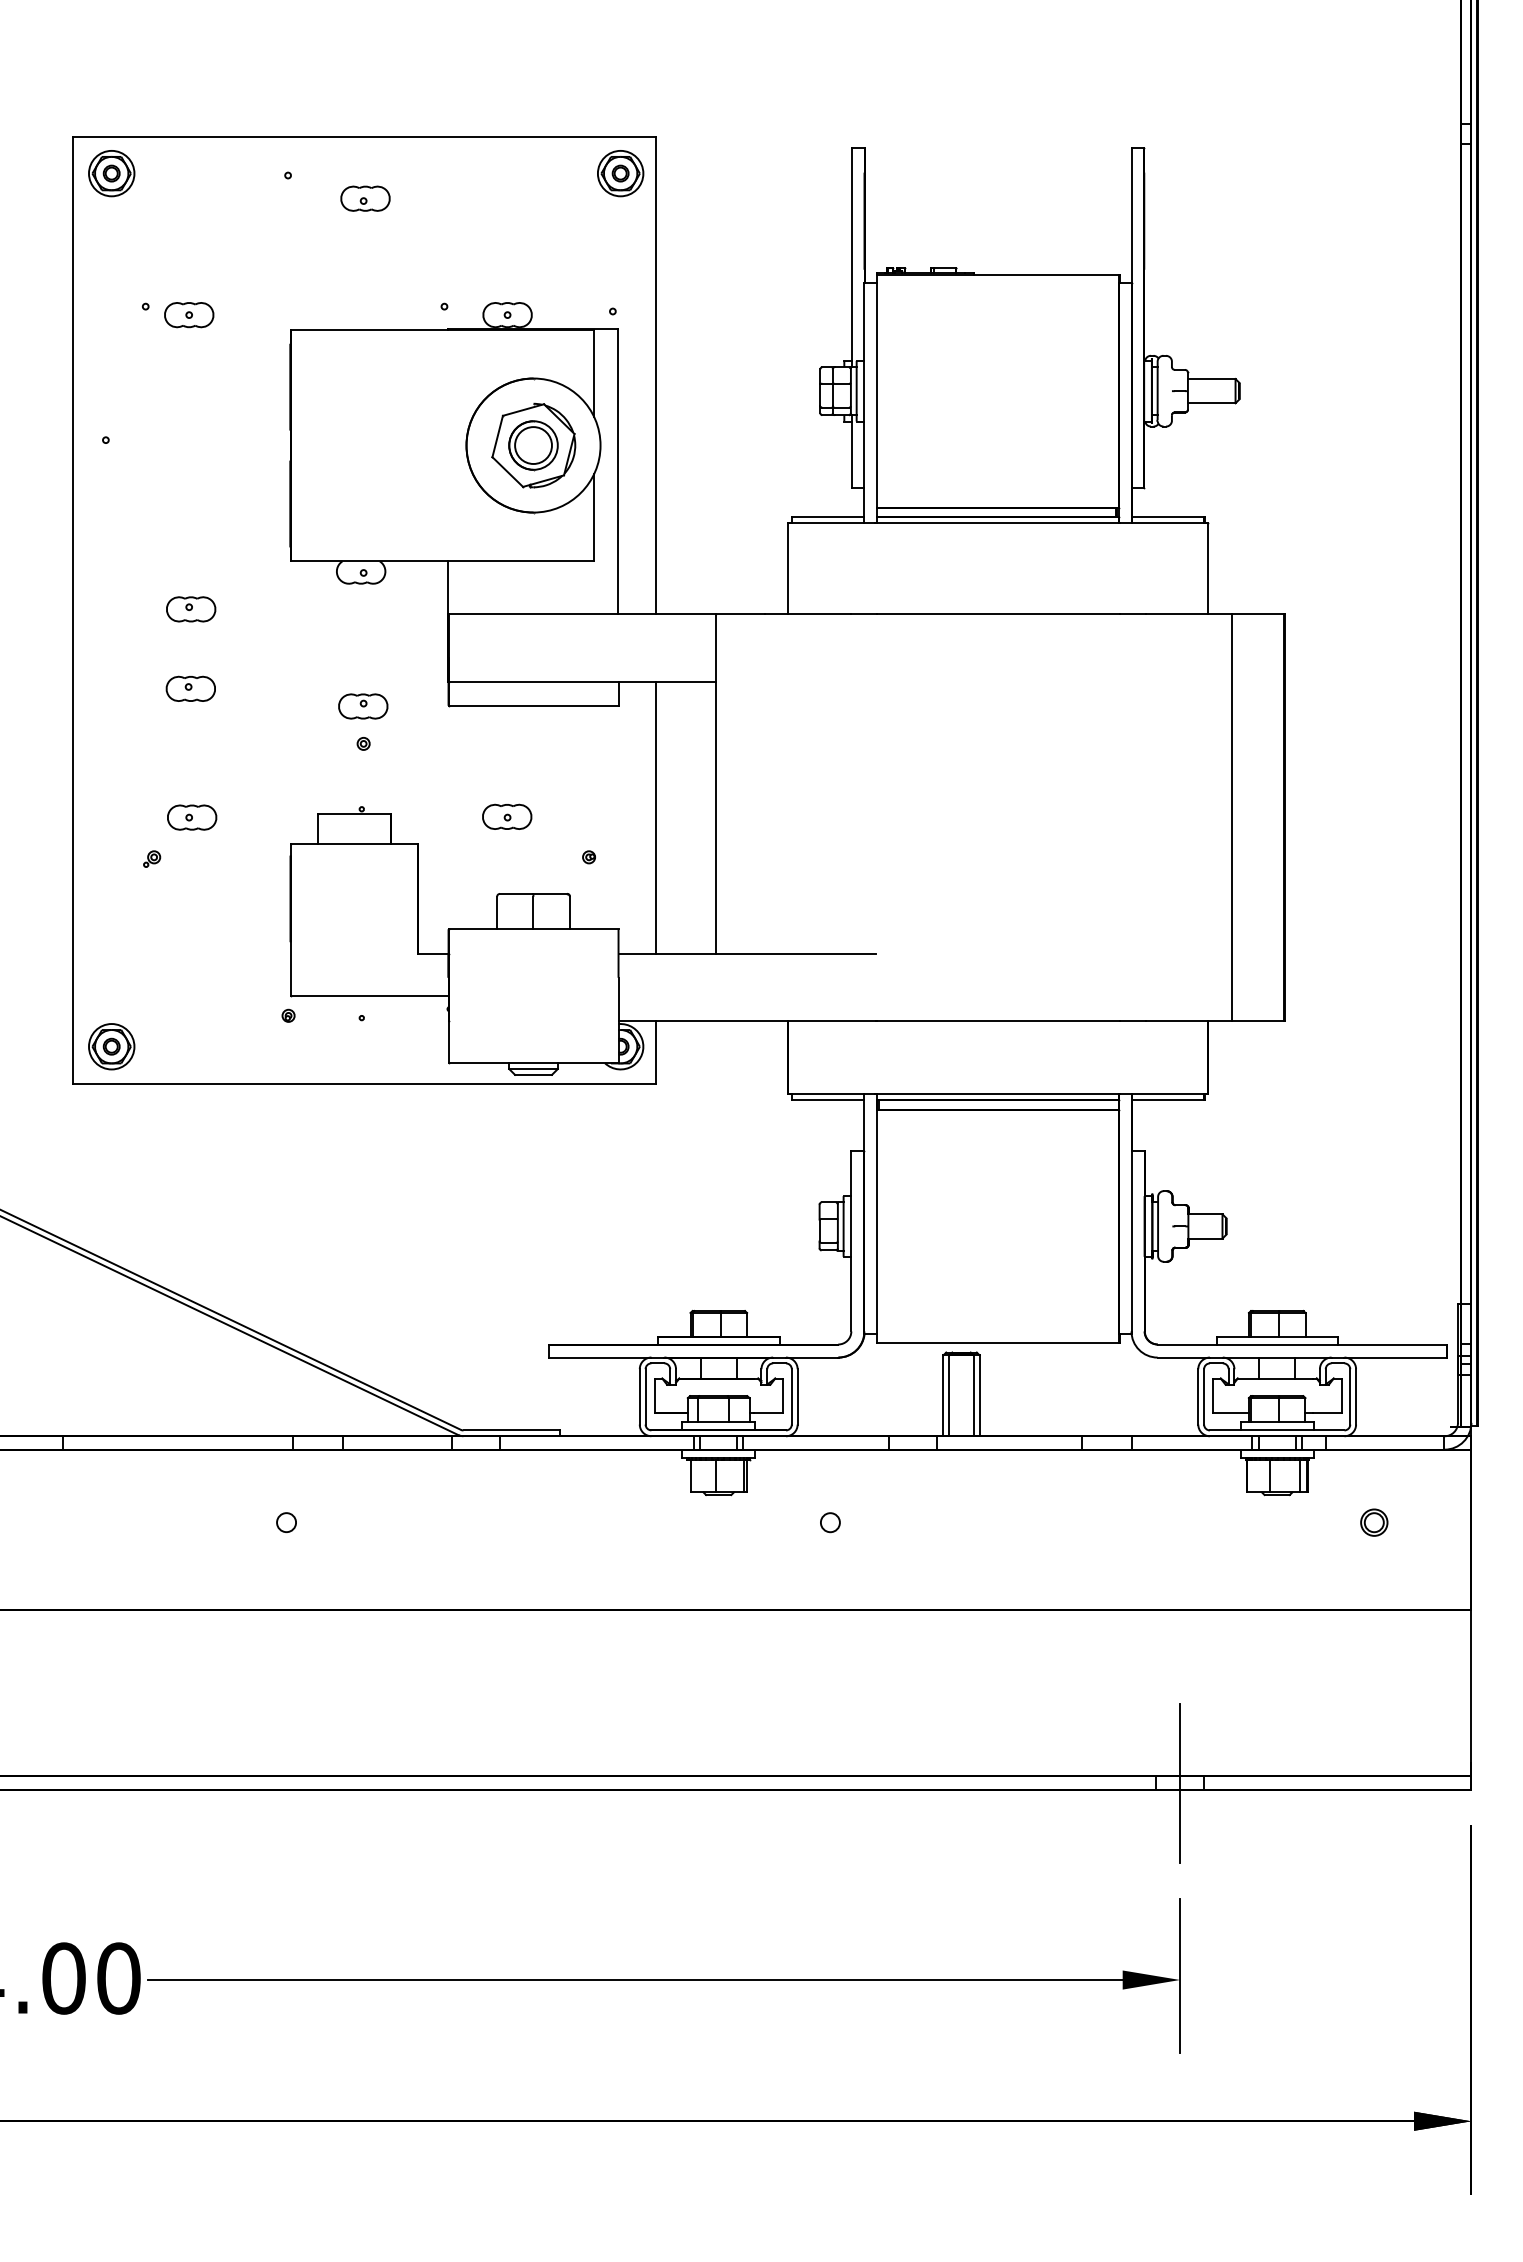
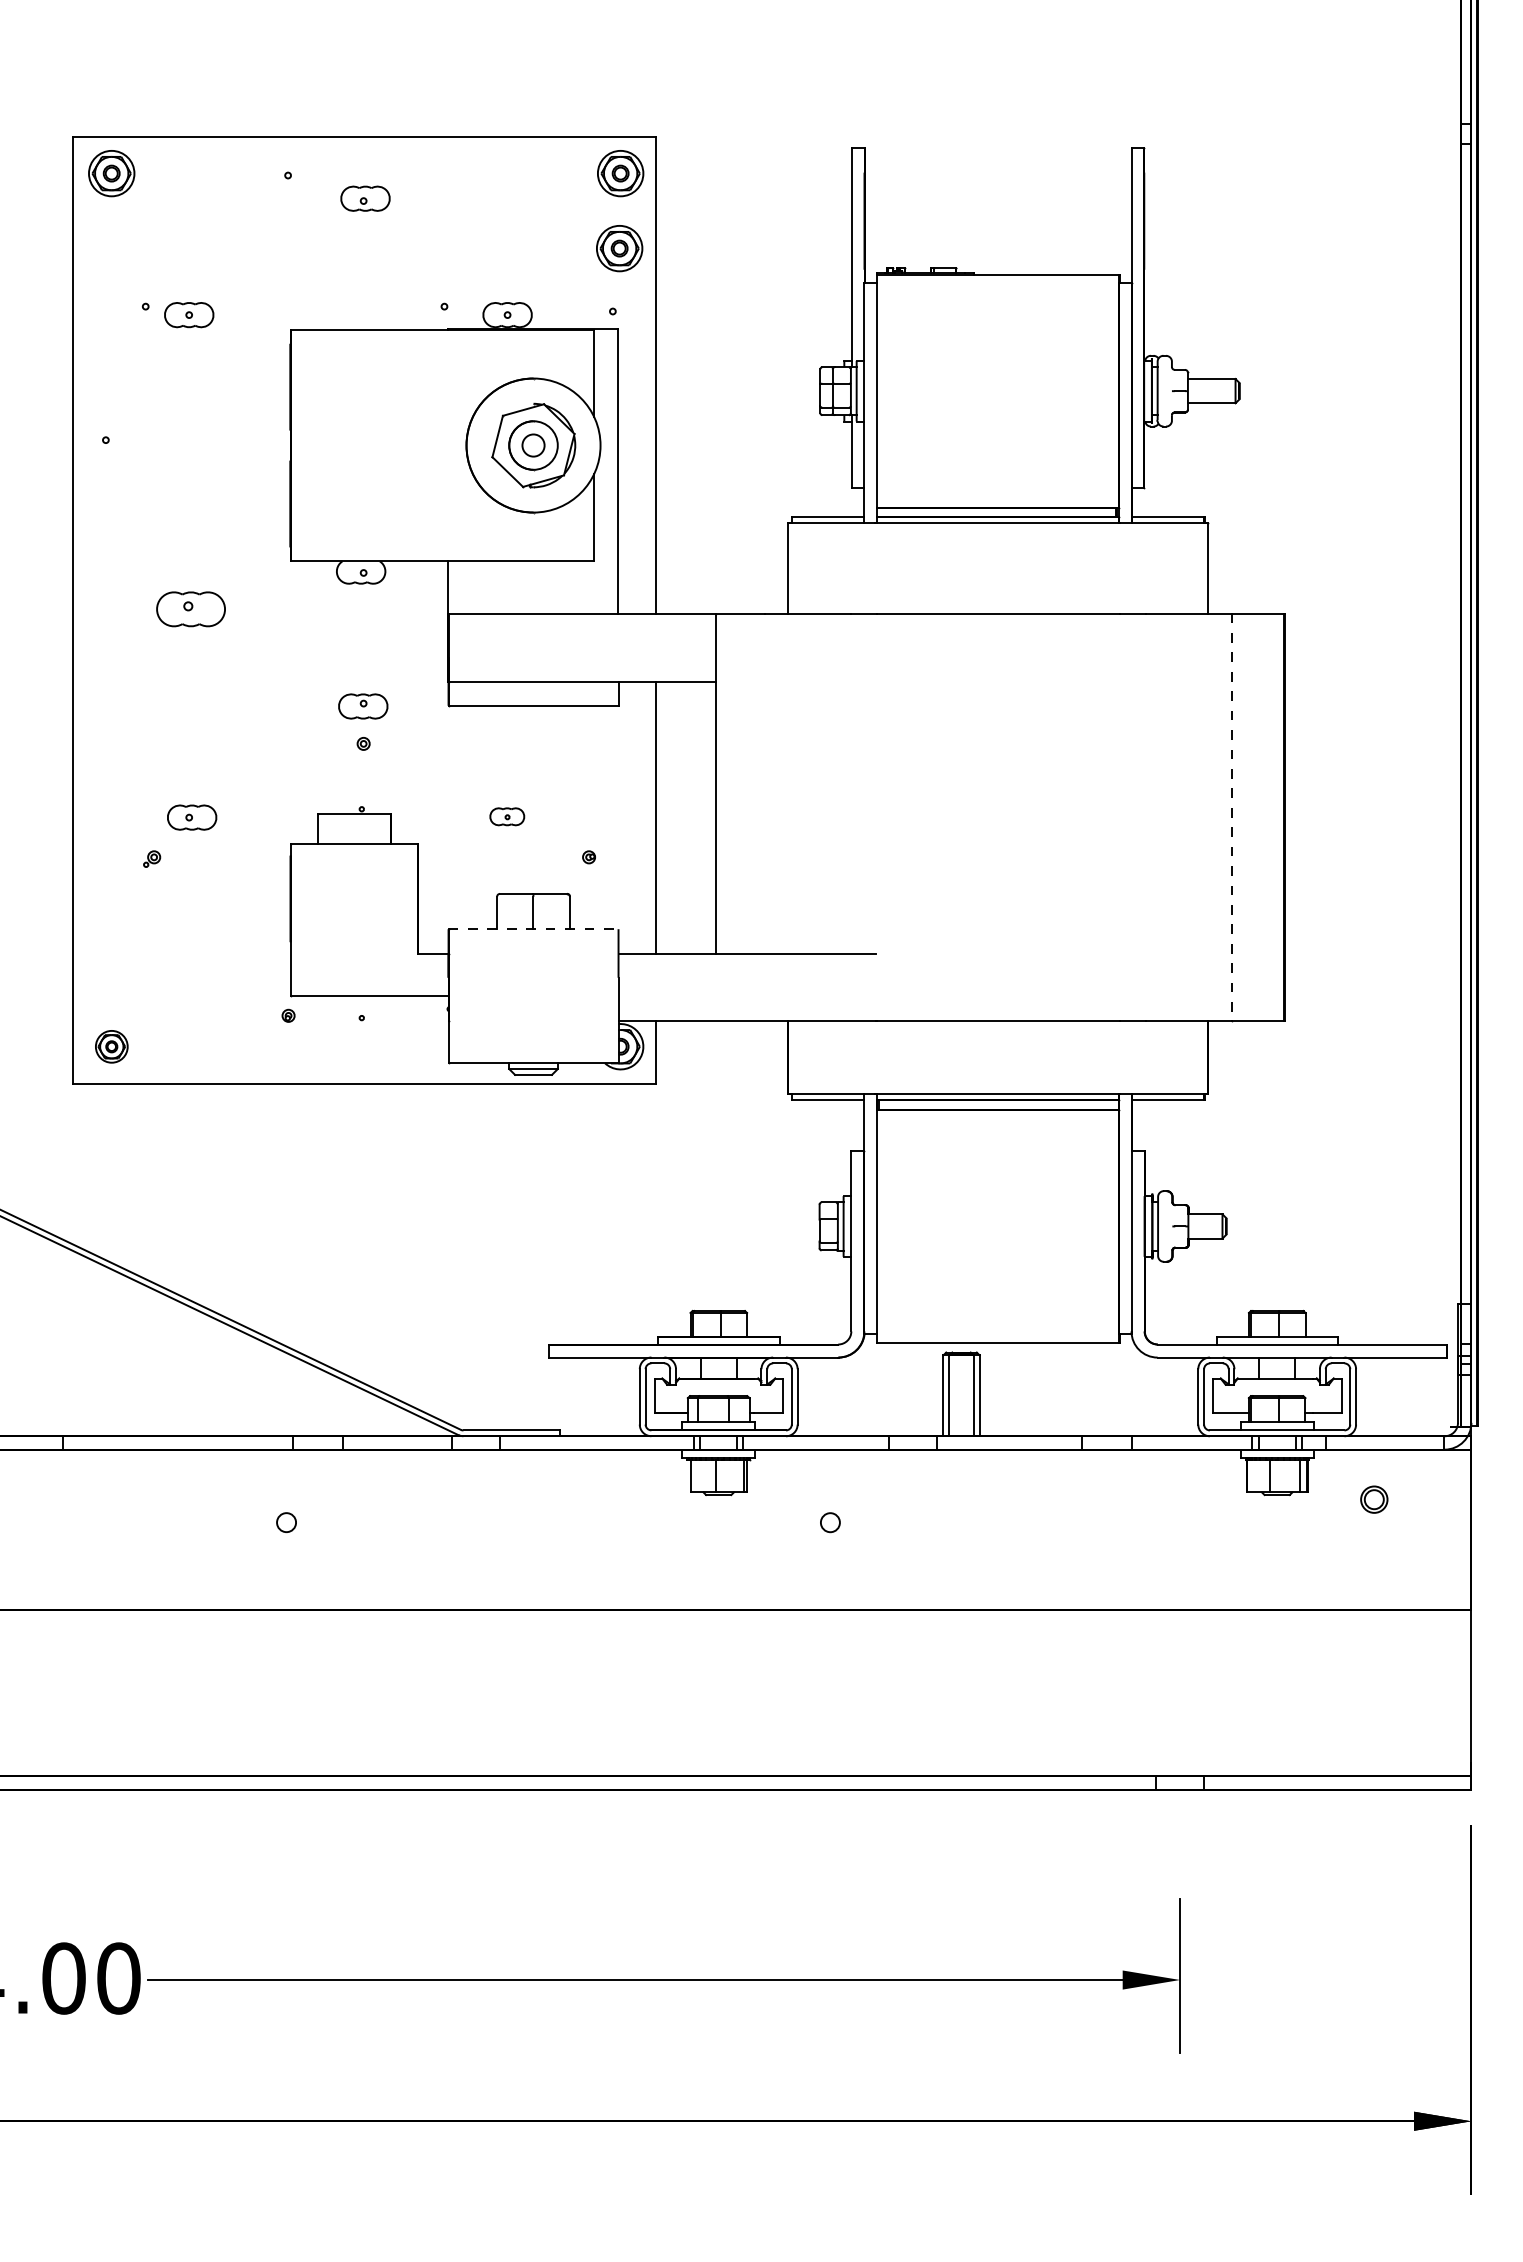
part: none -> present (619, 248)
circle diameter: 37 px -> 22 px (533, 445)
part size: 51x27 px -> 70x37 px (190, 609)
part: present -> none (190, 688)
part size: 51x27 px -> 37x20 px (507, 816)
line: solid -> dashed (1231, 817)
line: solid -> dashed (533, 929)
part size: 48x48 px -> 34x34 px (111, 1046)
part position: (1374, 1522) -> (1374, 1499) (1374, 1499)
line: present -> none (1180, 1782)
